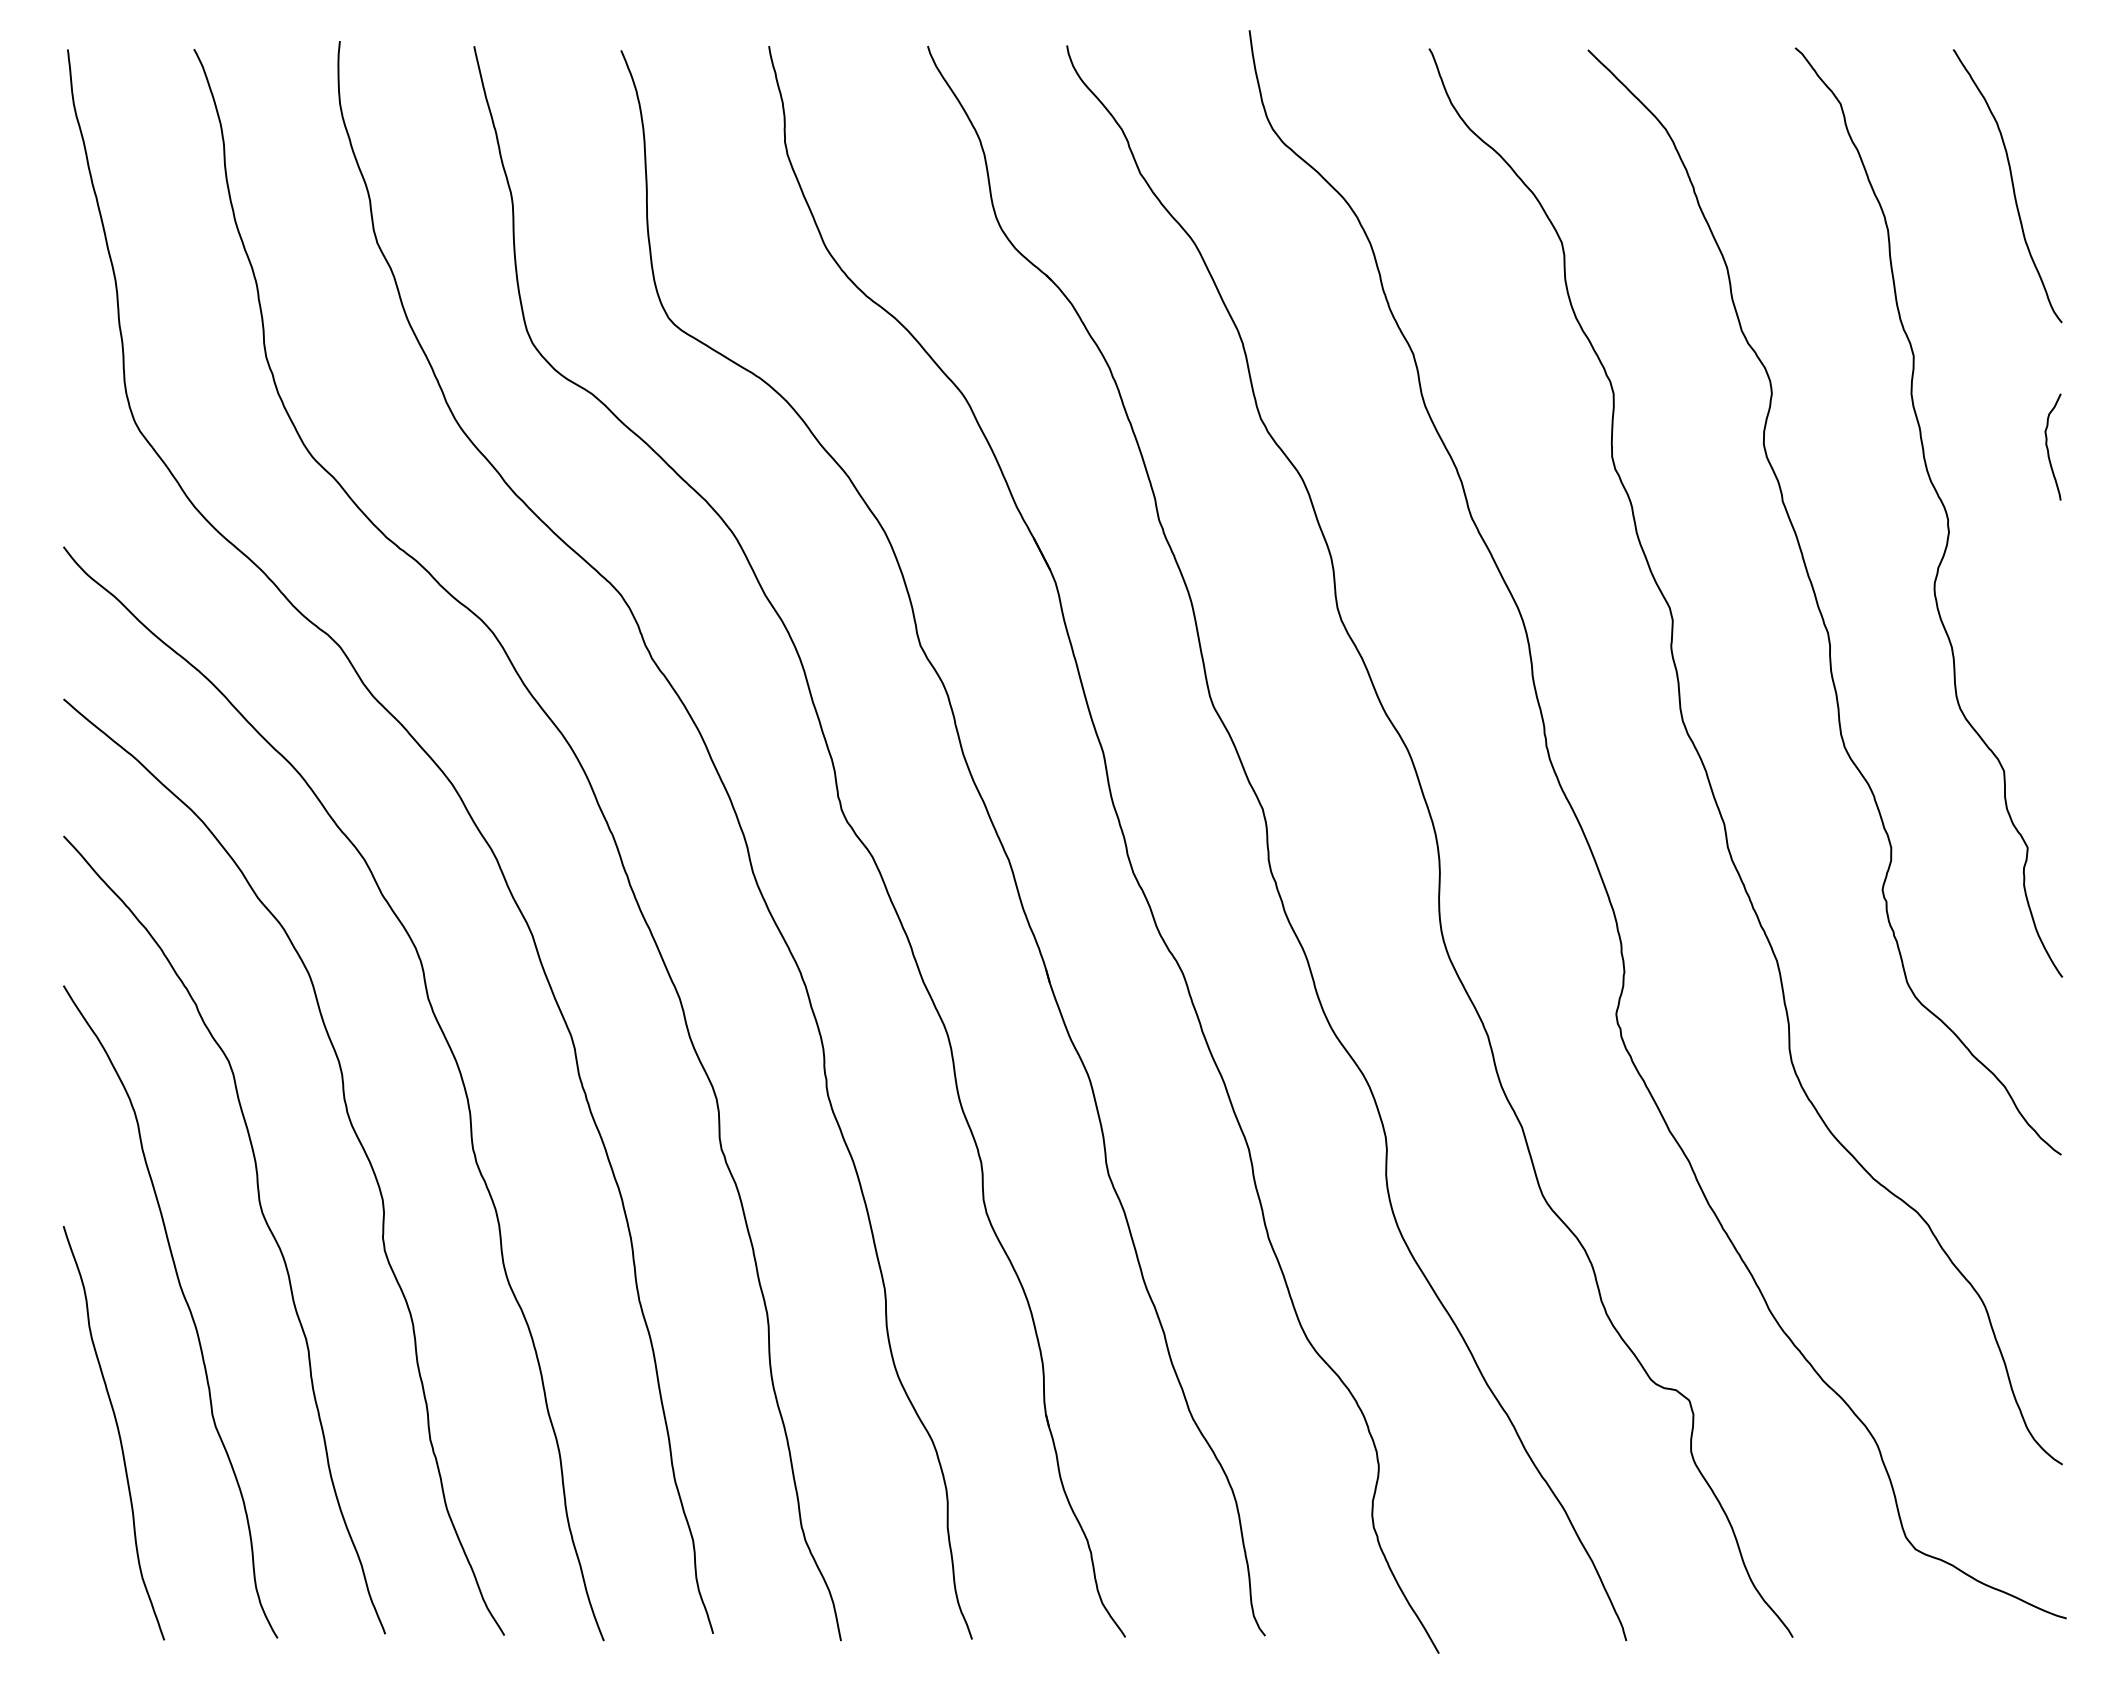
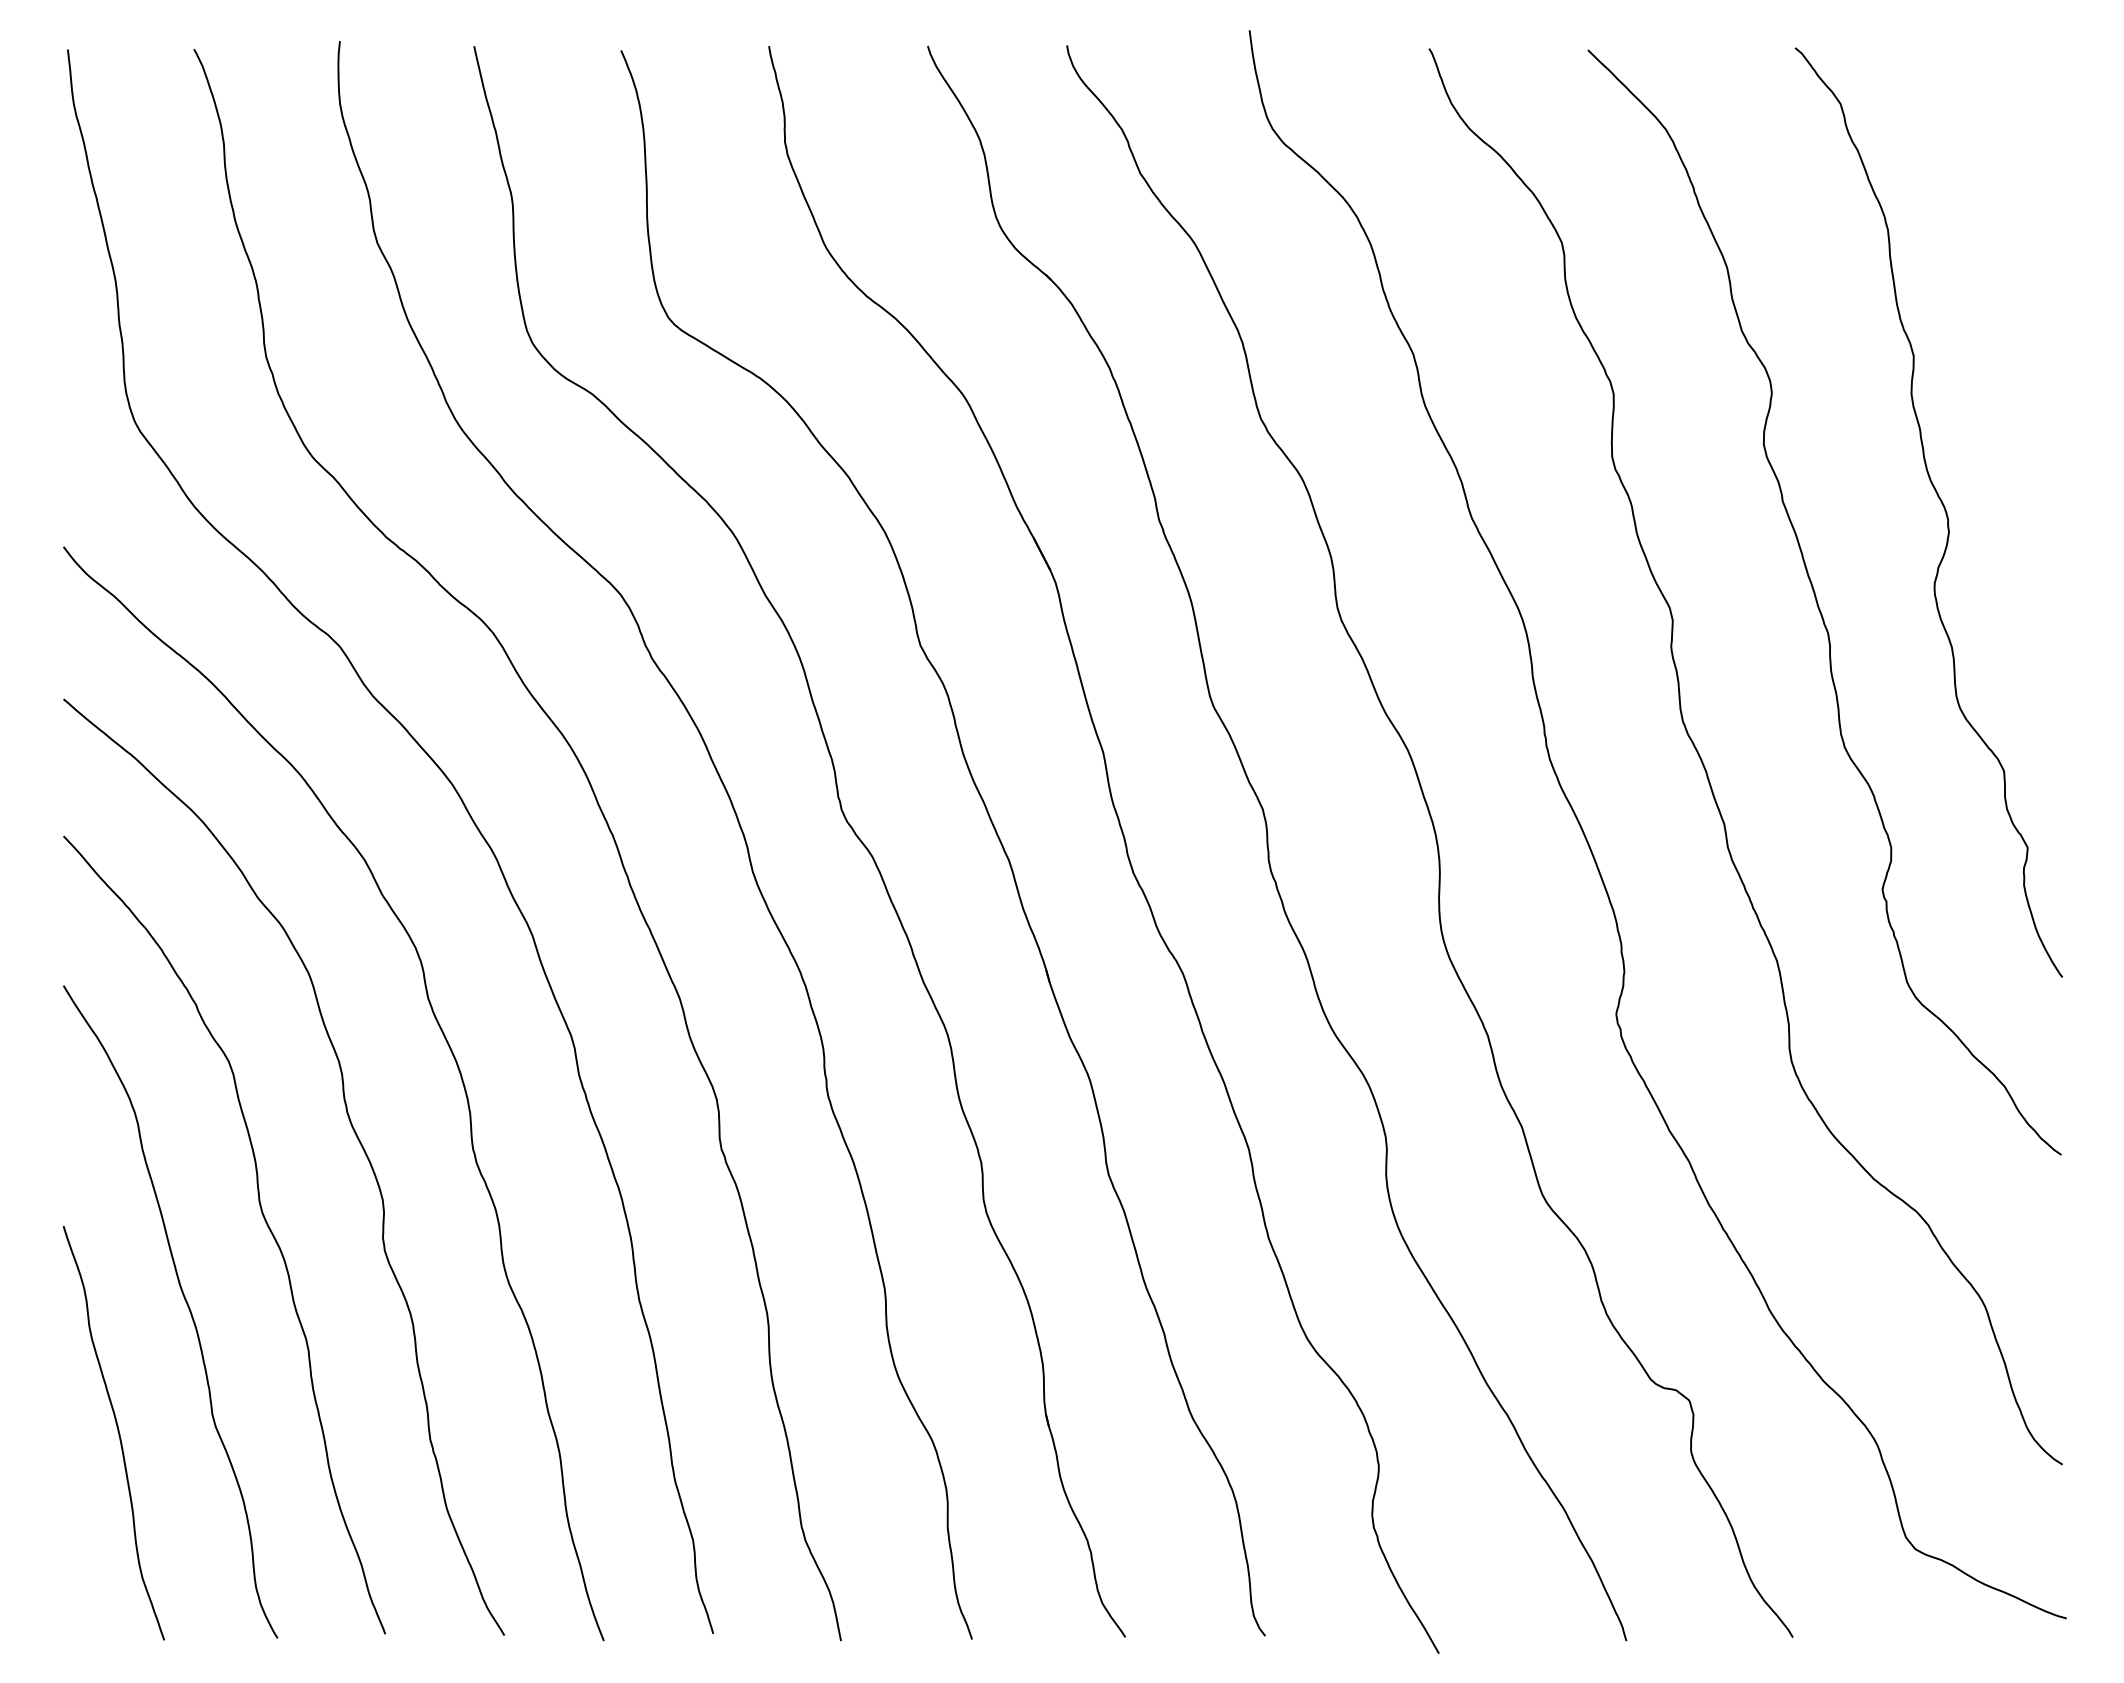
curve: present -> none (2011, 183)
curve: present -> none (2048, 447)
